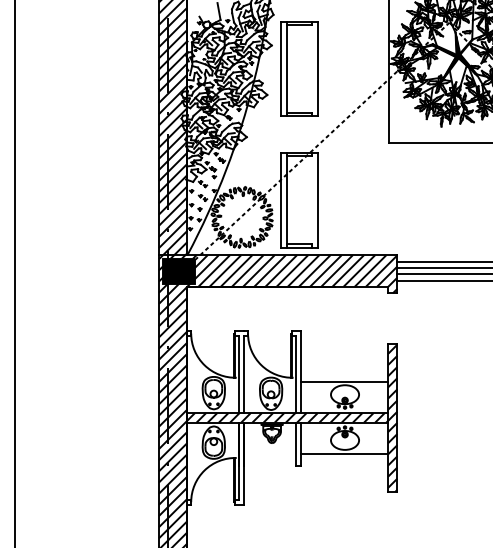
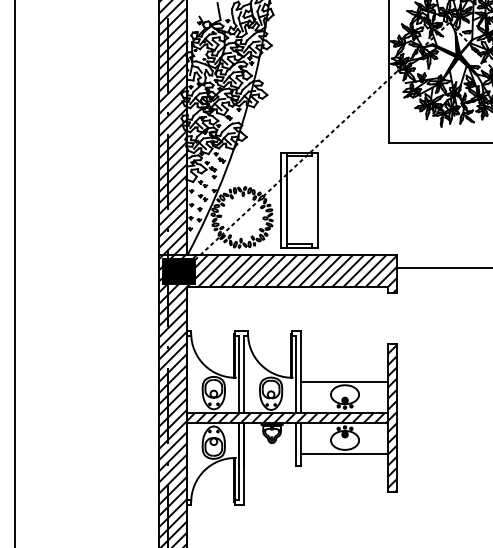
part: present -> none (299, 68)
line: present -> none (443, 261)
line: present -> none (443, 274)
line: present -> none (443, 280)
